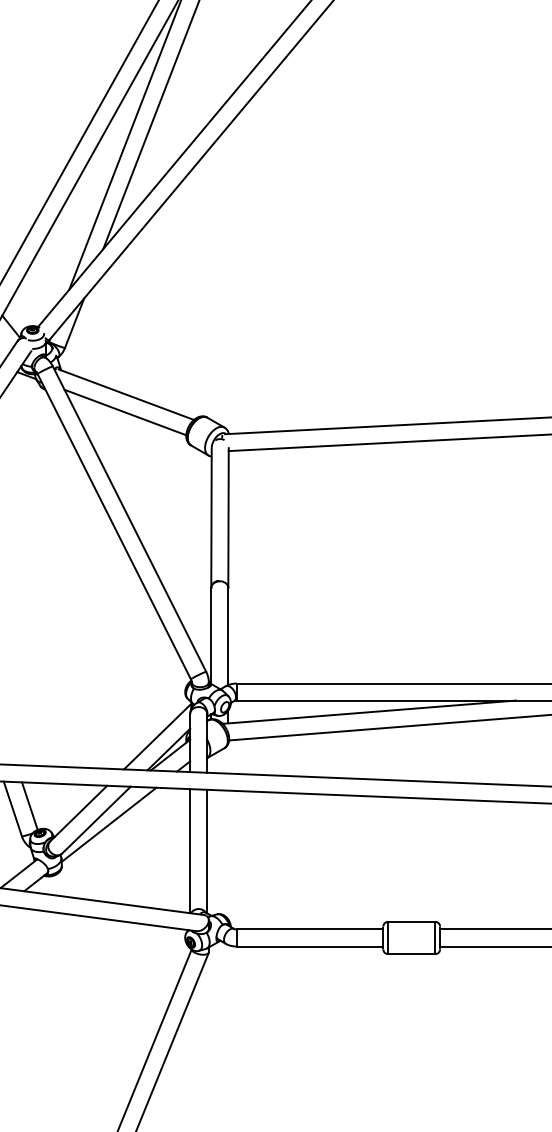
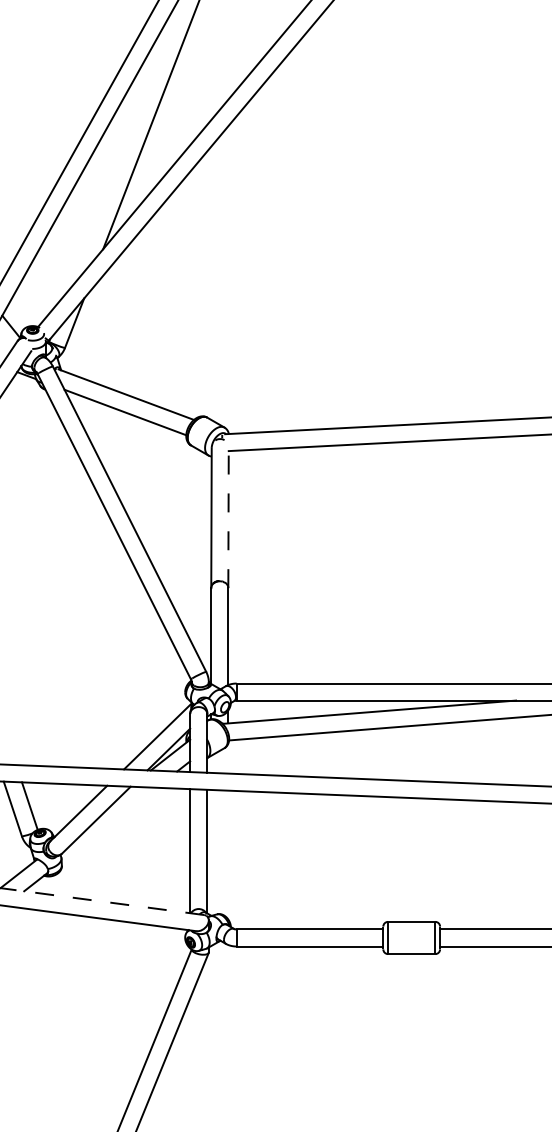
line: present -> none (124, 145)
line: solid -> dashed (228, 517)
line: present -> none (108, 824)
line: solid -> dashed (102, 901)
